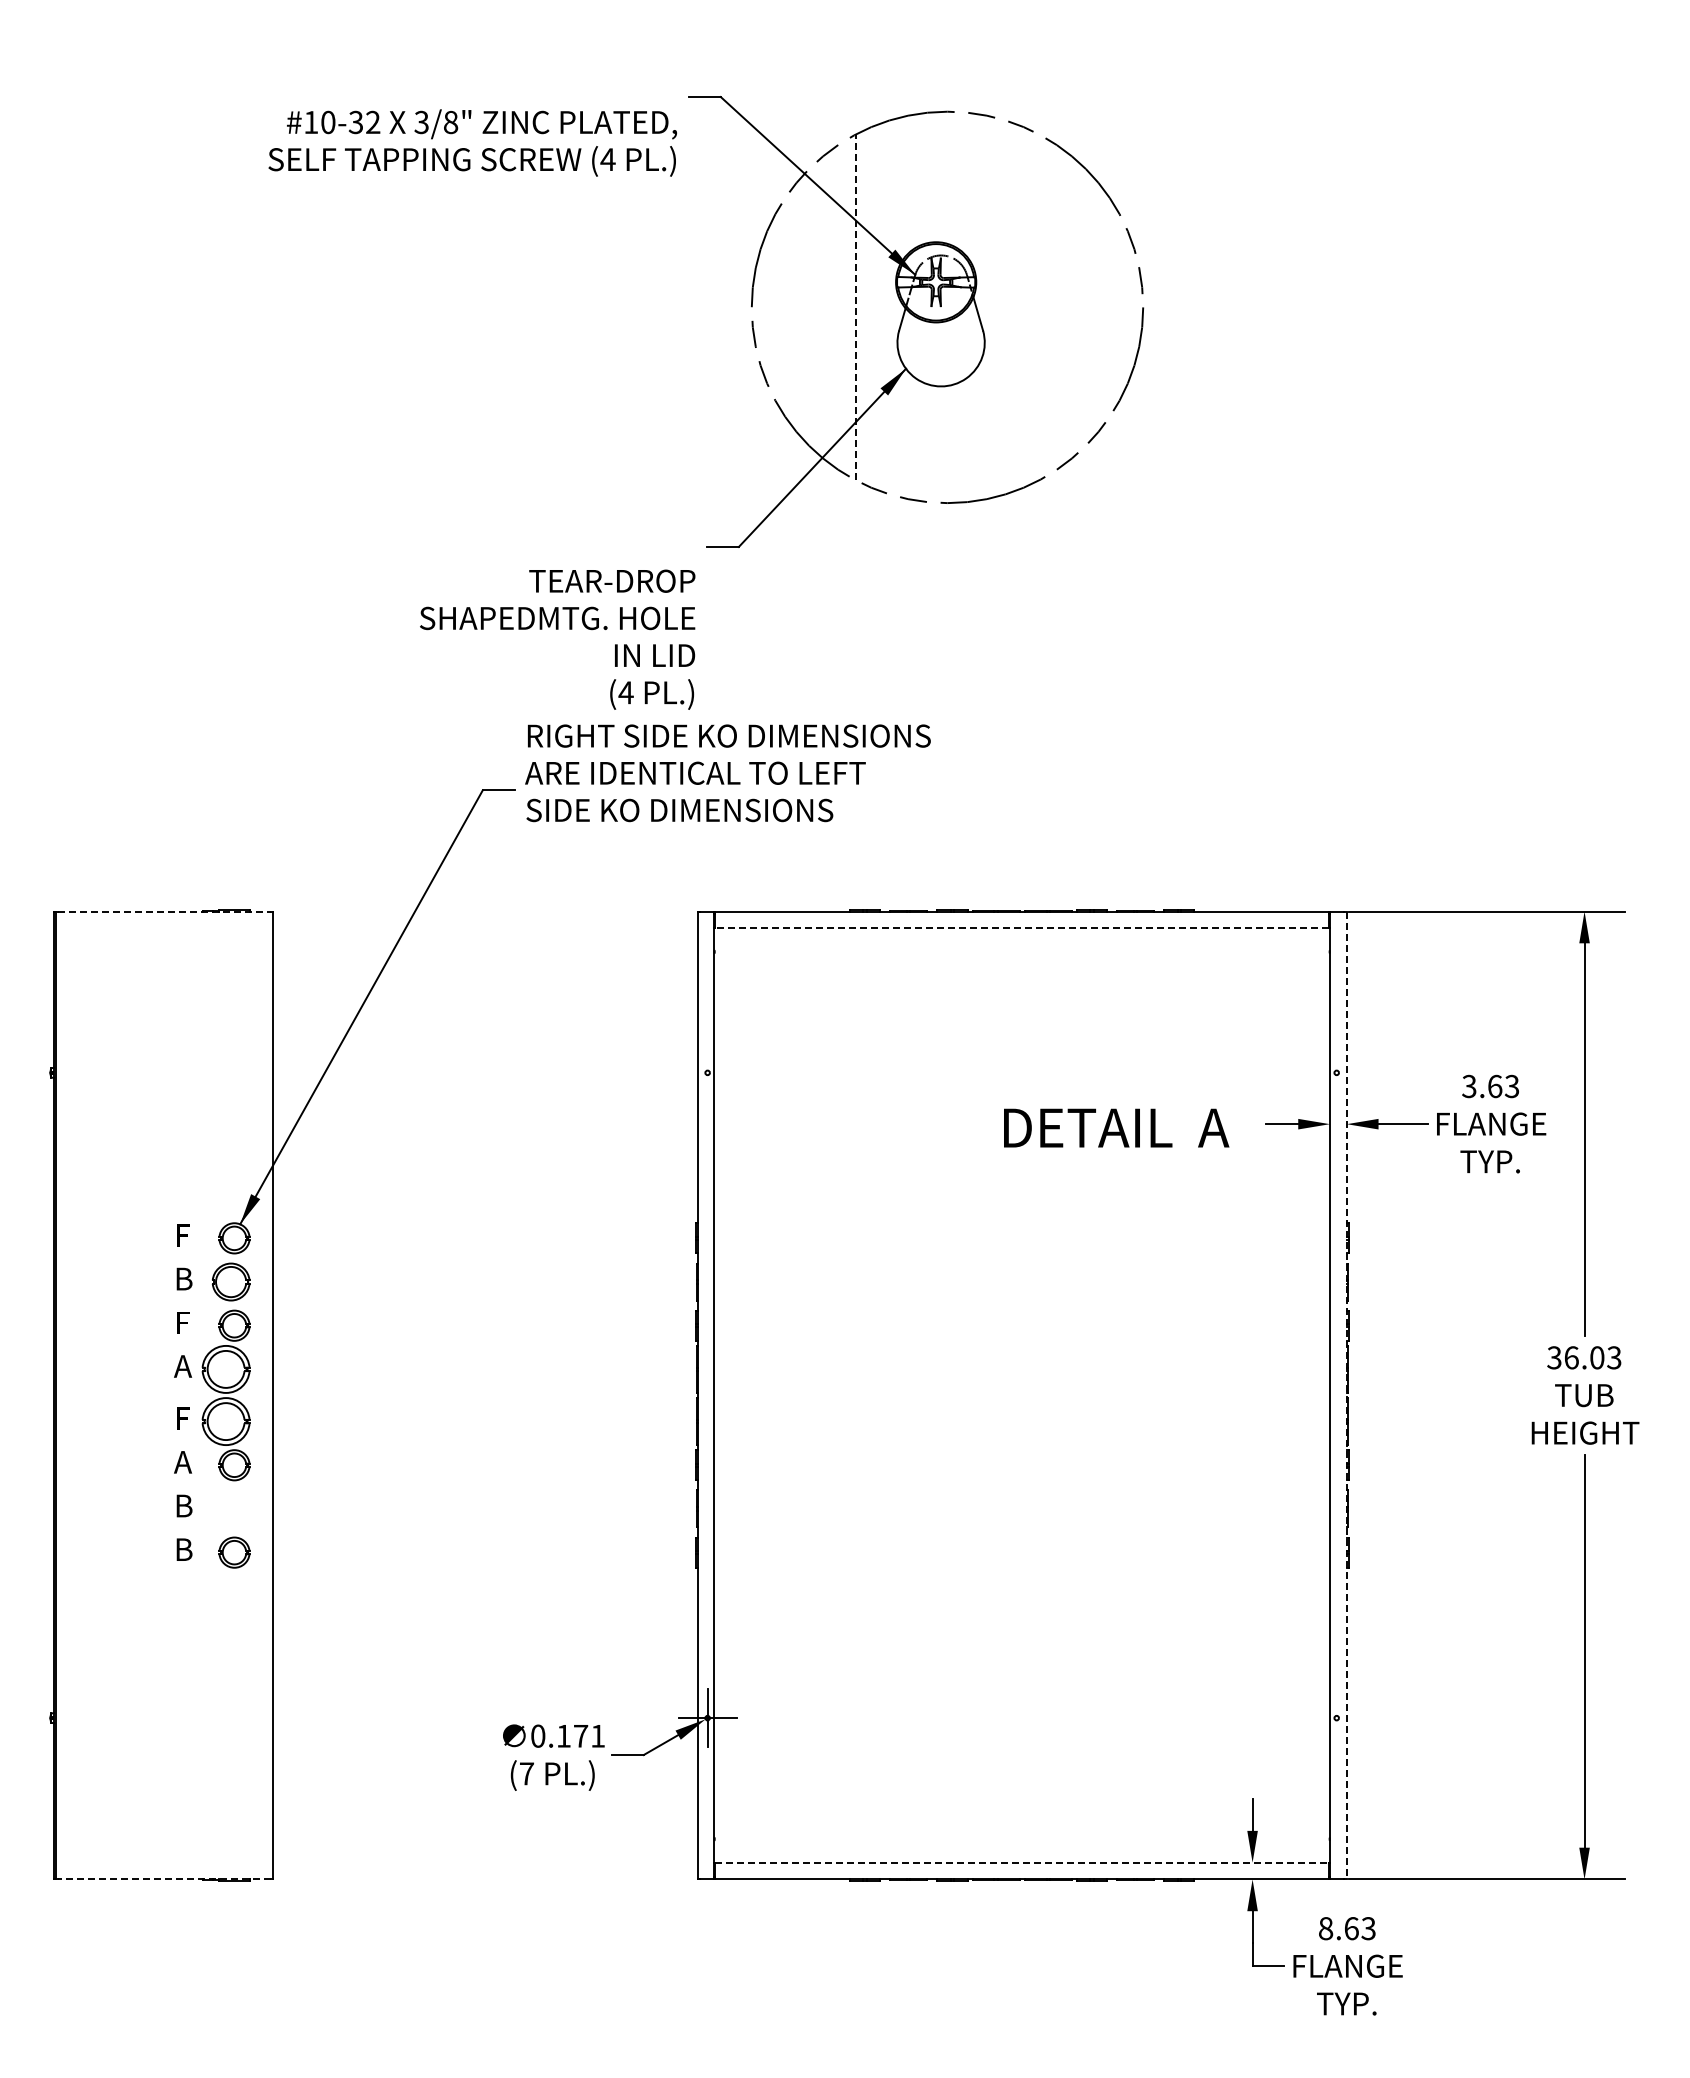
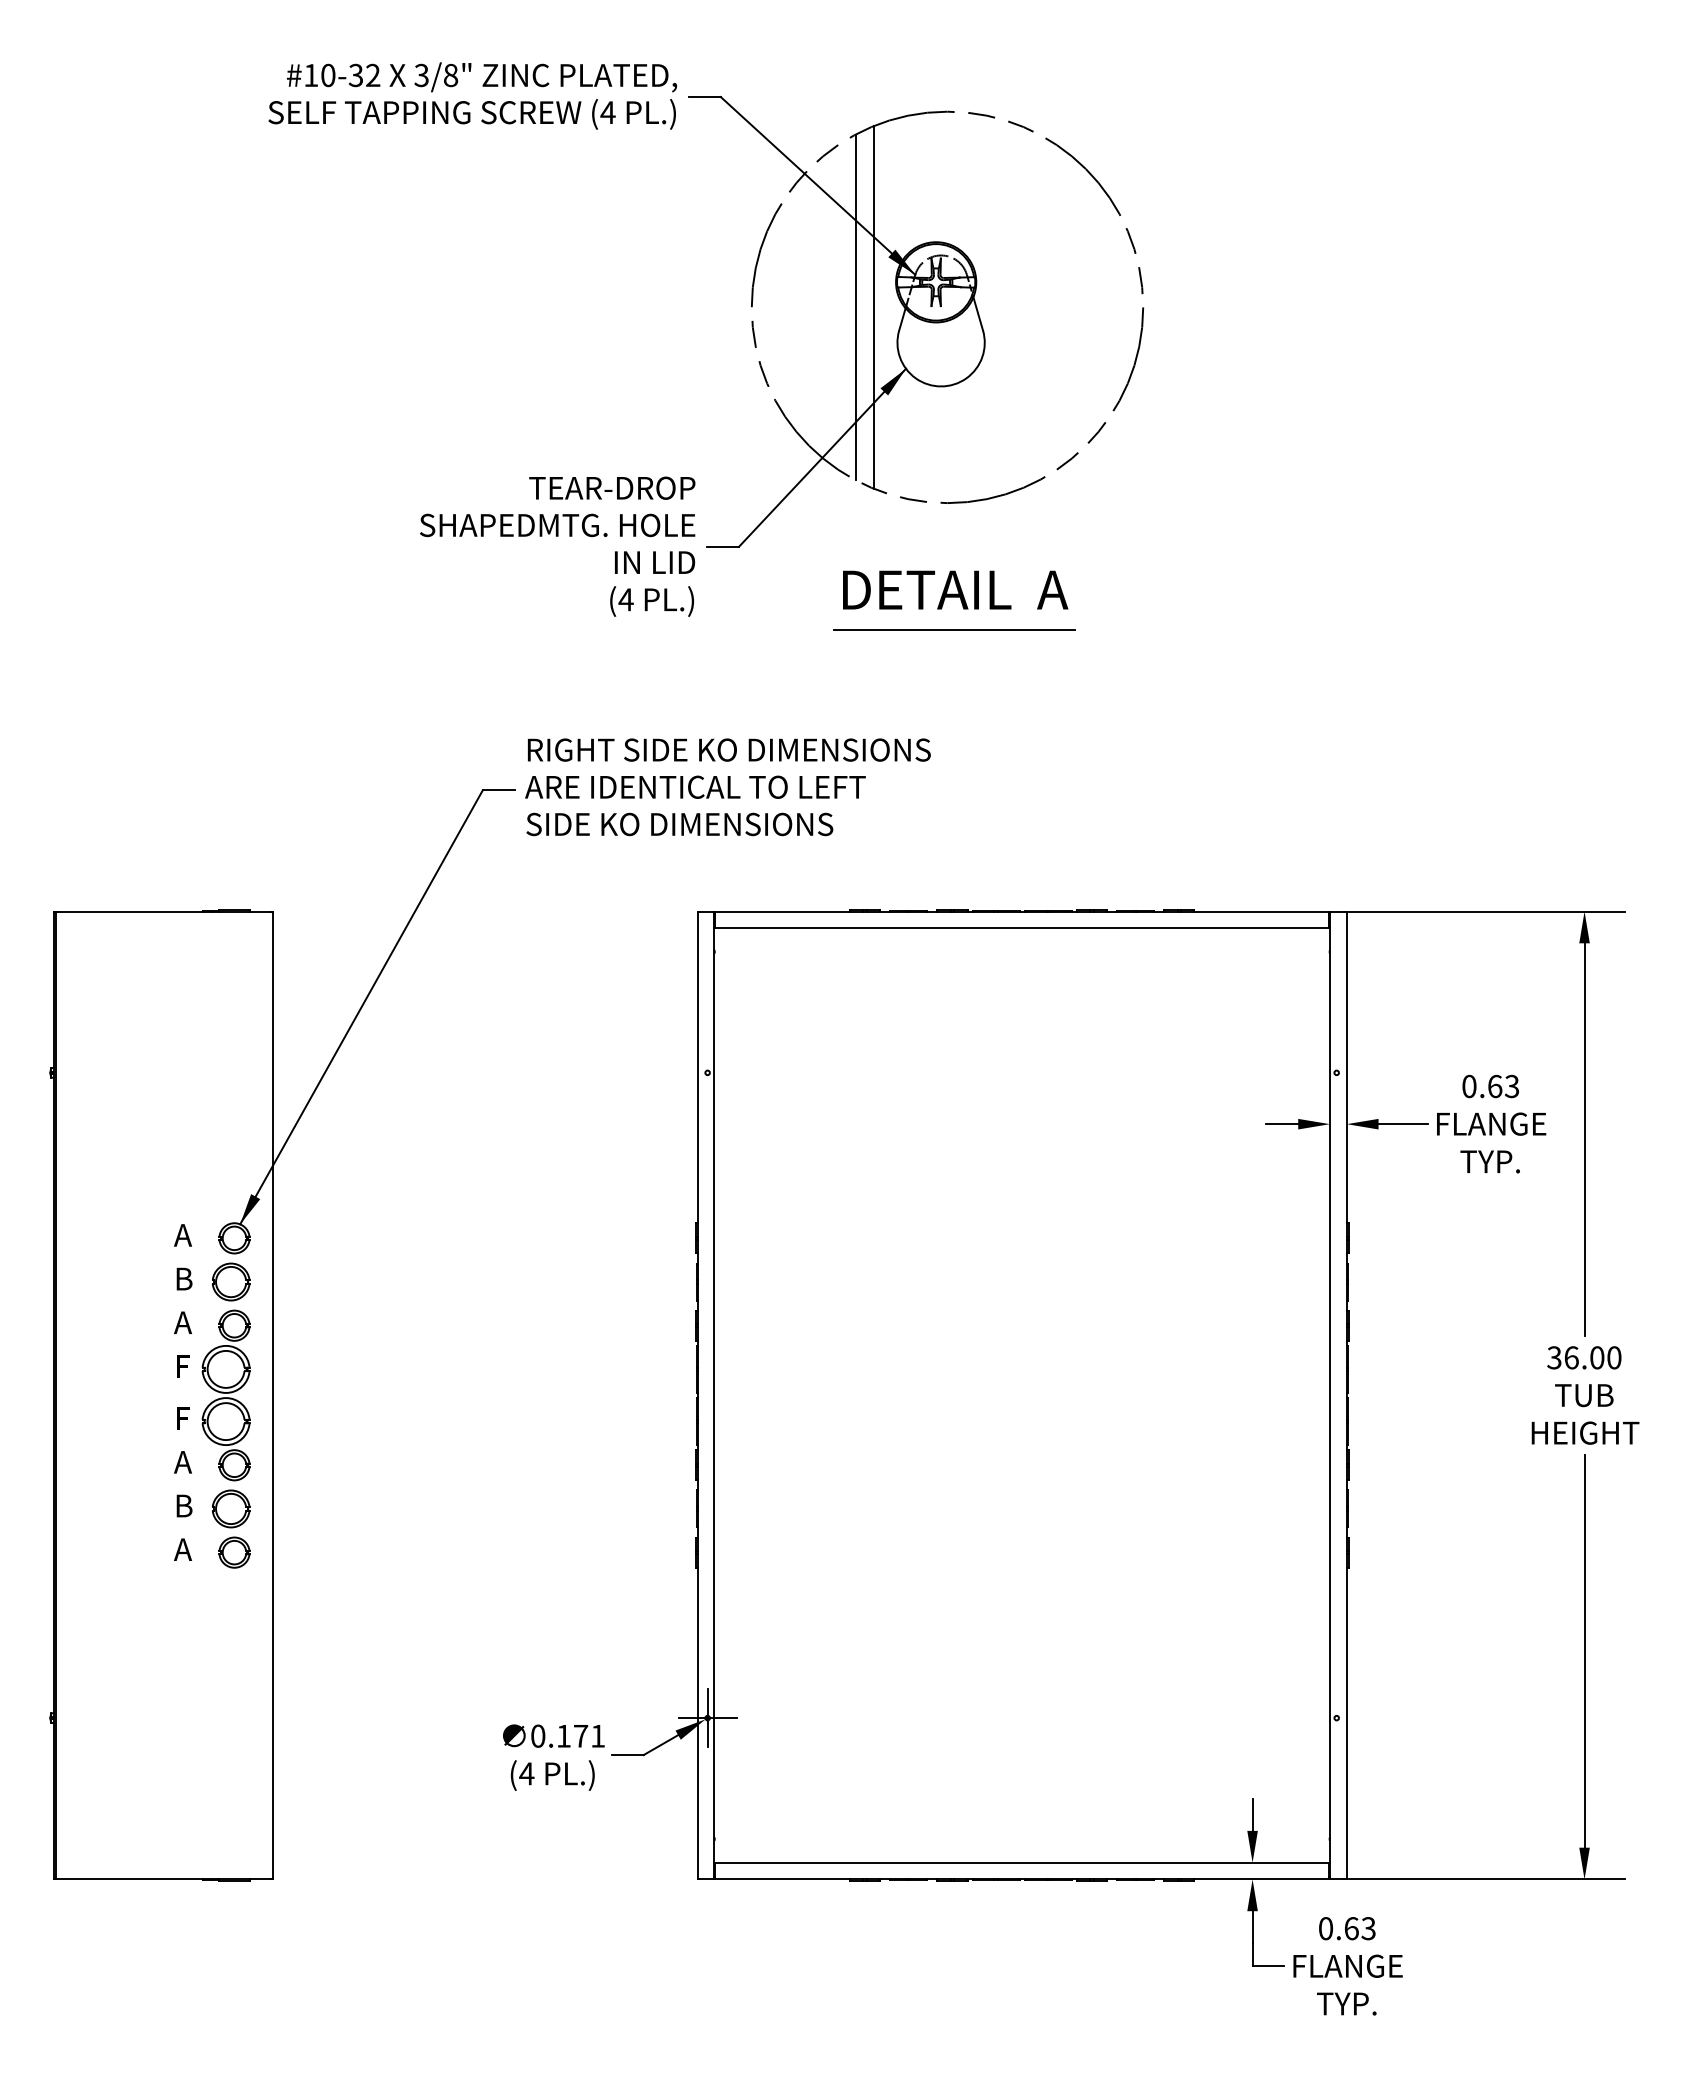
text position: (472, 142) -> (472, 95) (472, 95)
line: dashed -> solid (855, 307)
line: none -> present (873, 307)
line: none -> present (953, 630)
text position: (557, 639) -> (557, 546) (557, 546)
text position: (727, 773) -> (727, 787) (727, 787)
line: dashed -> solid (165, 911)
line: dashed -> solid (1022, 928)
text: 3.63 -> 0.63 (1469, 1086)
text position: (1116, 1127) -> (955, 589) (955, 589)
text: F -> A (183, 1235)
text: F -> A (182, 1322)
text: 36.03 -> 36.00 (1614, 1357)
text: A -> F (183, 1366)
line: dashed -> solid (1346, 1395)
part: none -> present (230, 1508)
text: B -> A (183, 1549)
text: (7 -> (4 (526, 1773)
line: dashed -> solid (1022, 1862)
line: dashed -> solid (164, 1879)
text: 8.63 -> 0.63 (1326, 1928)
